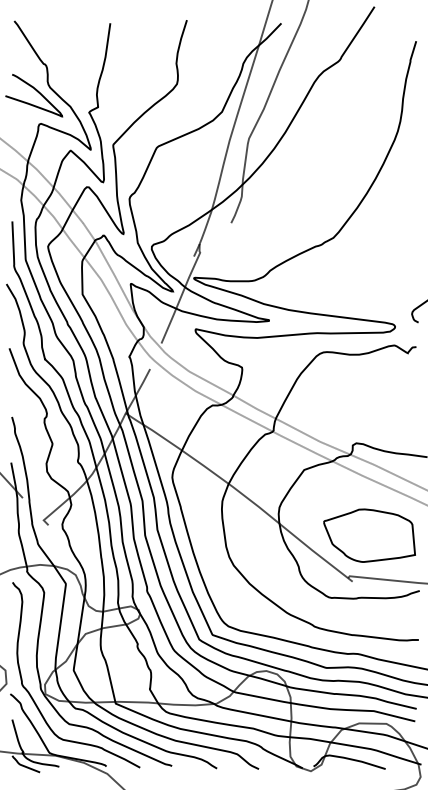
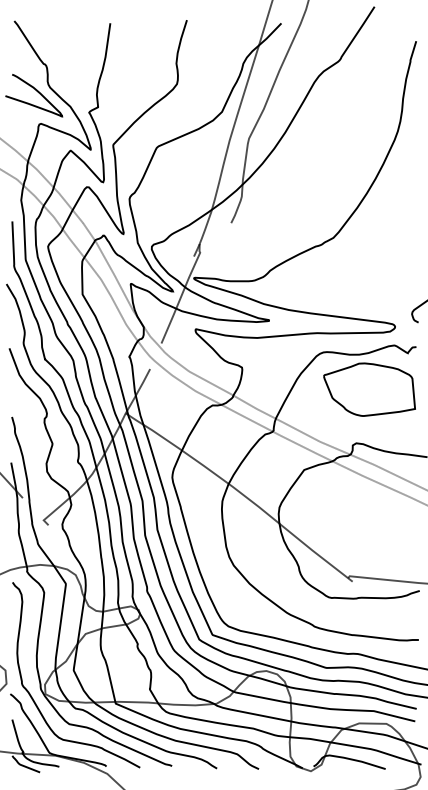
part position: (369, 535) -> (369, 389) (369, 389)
